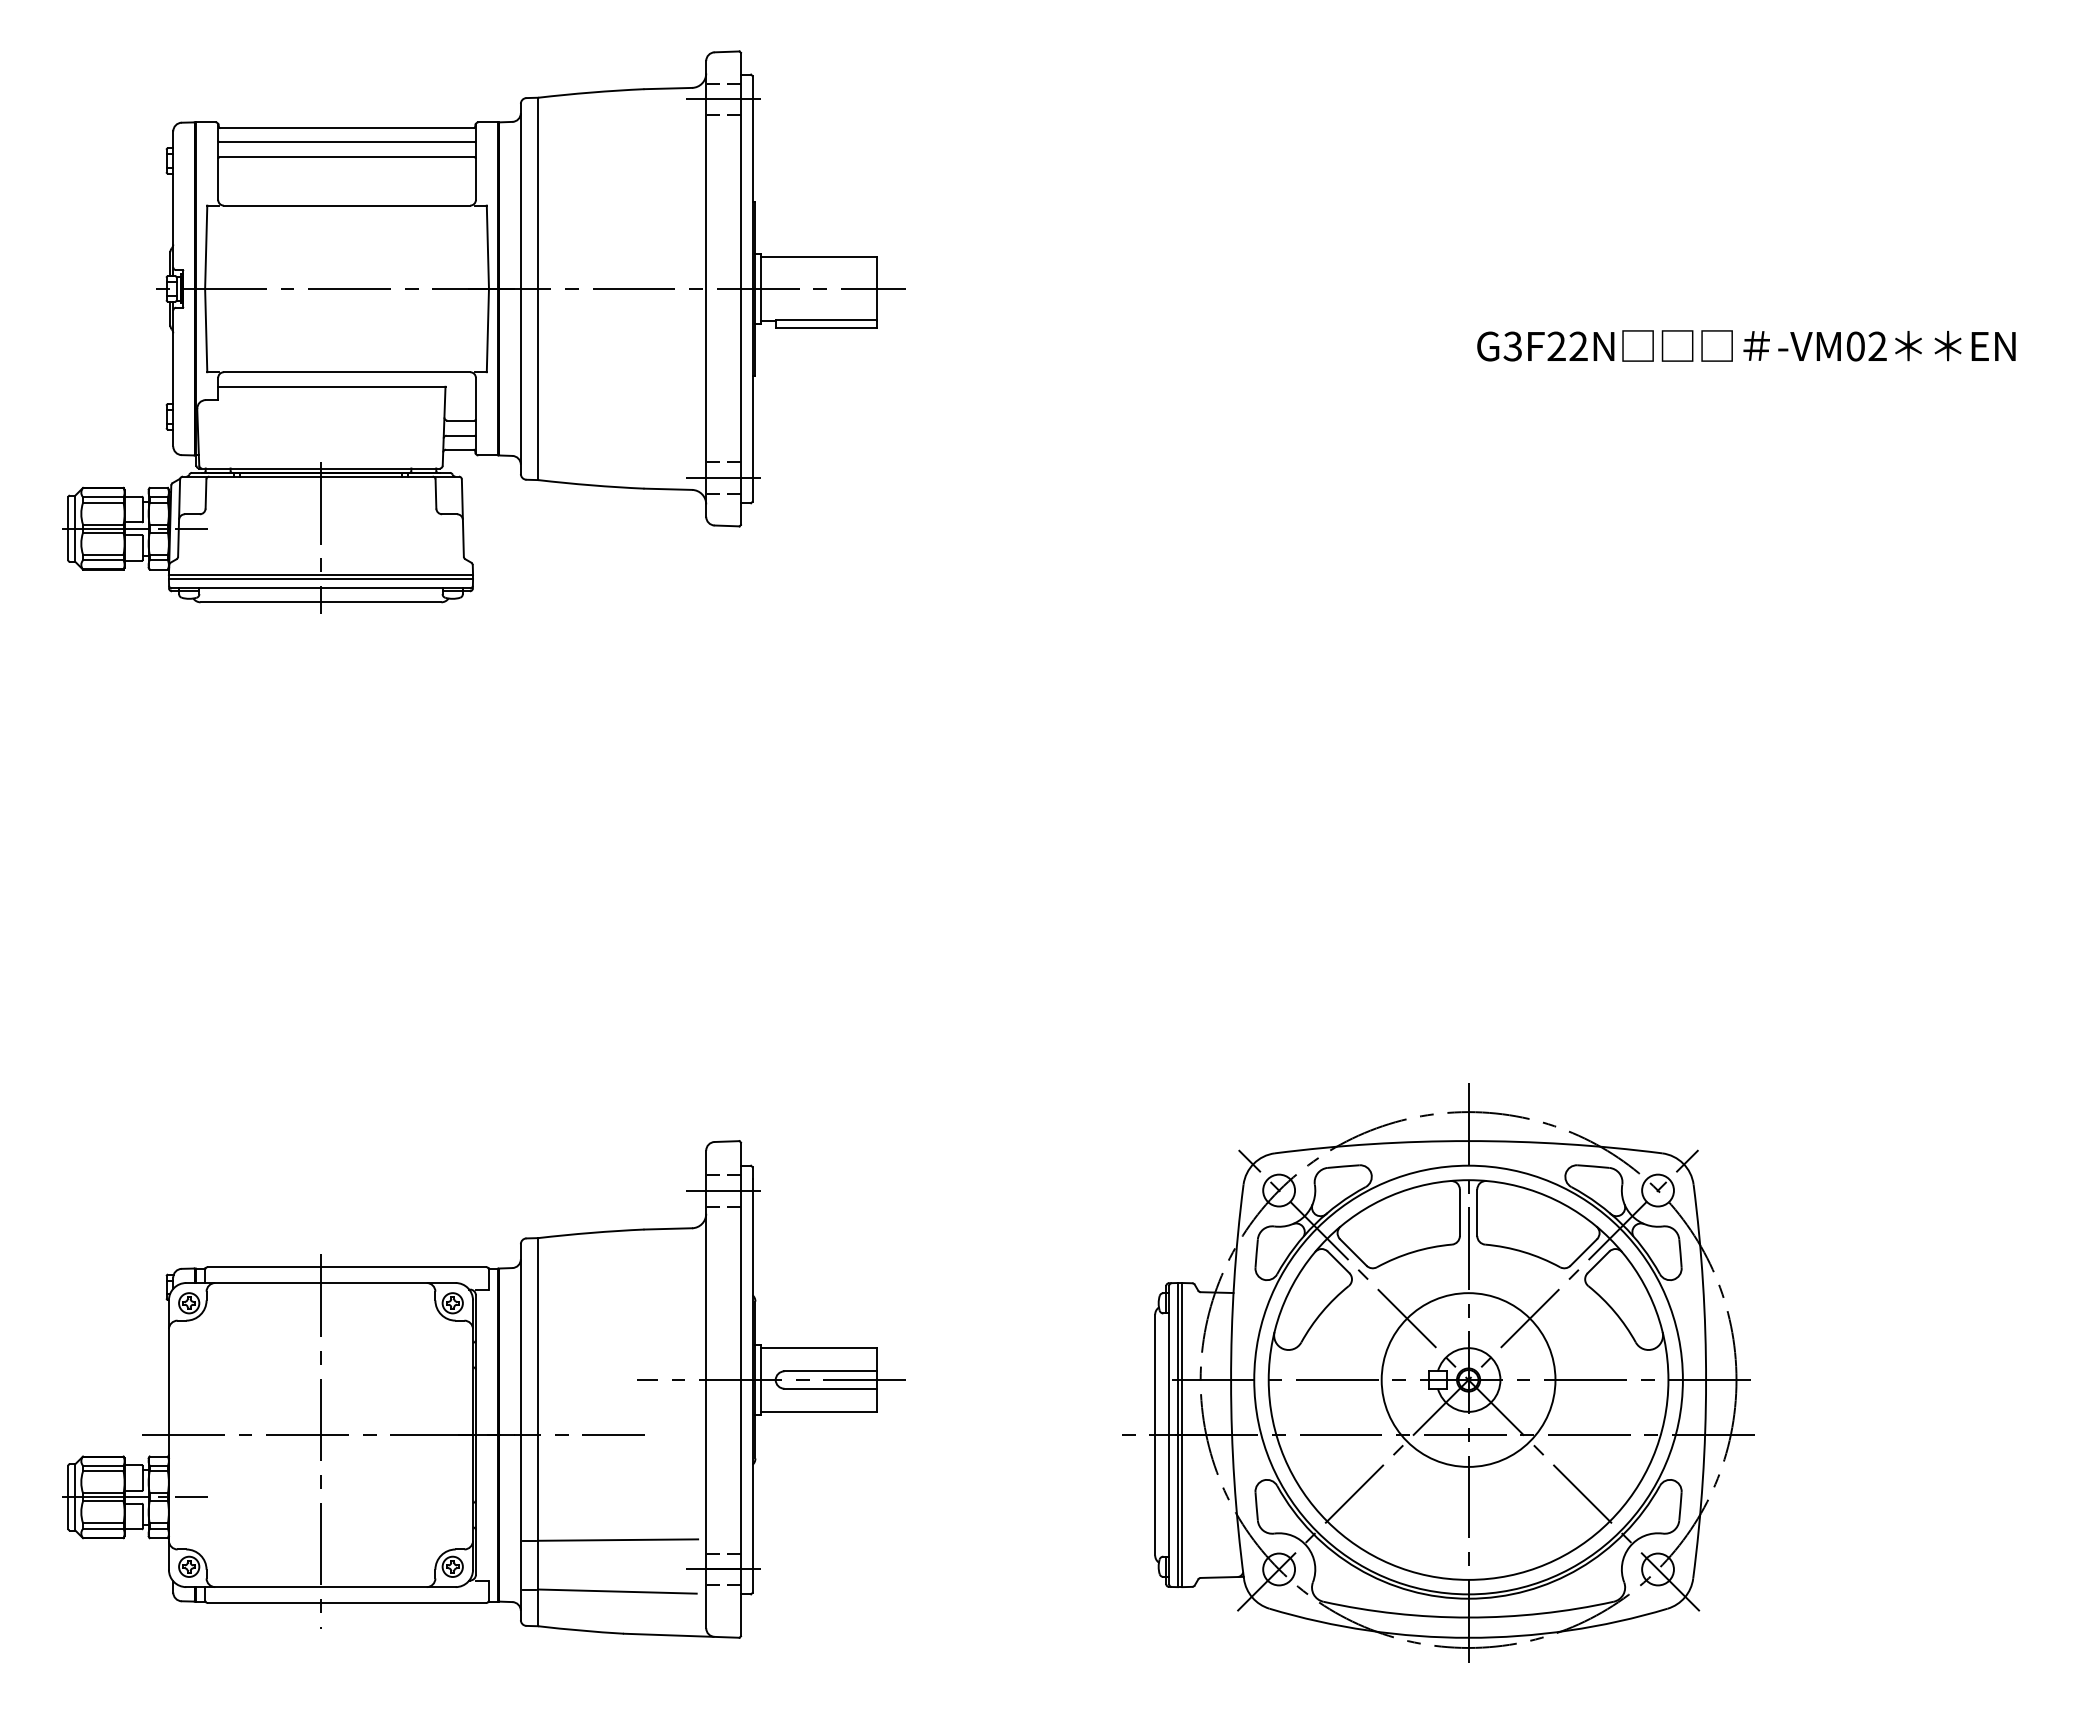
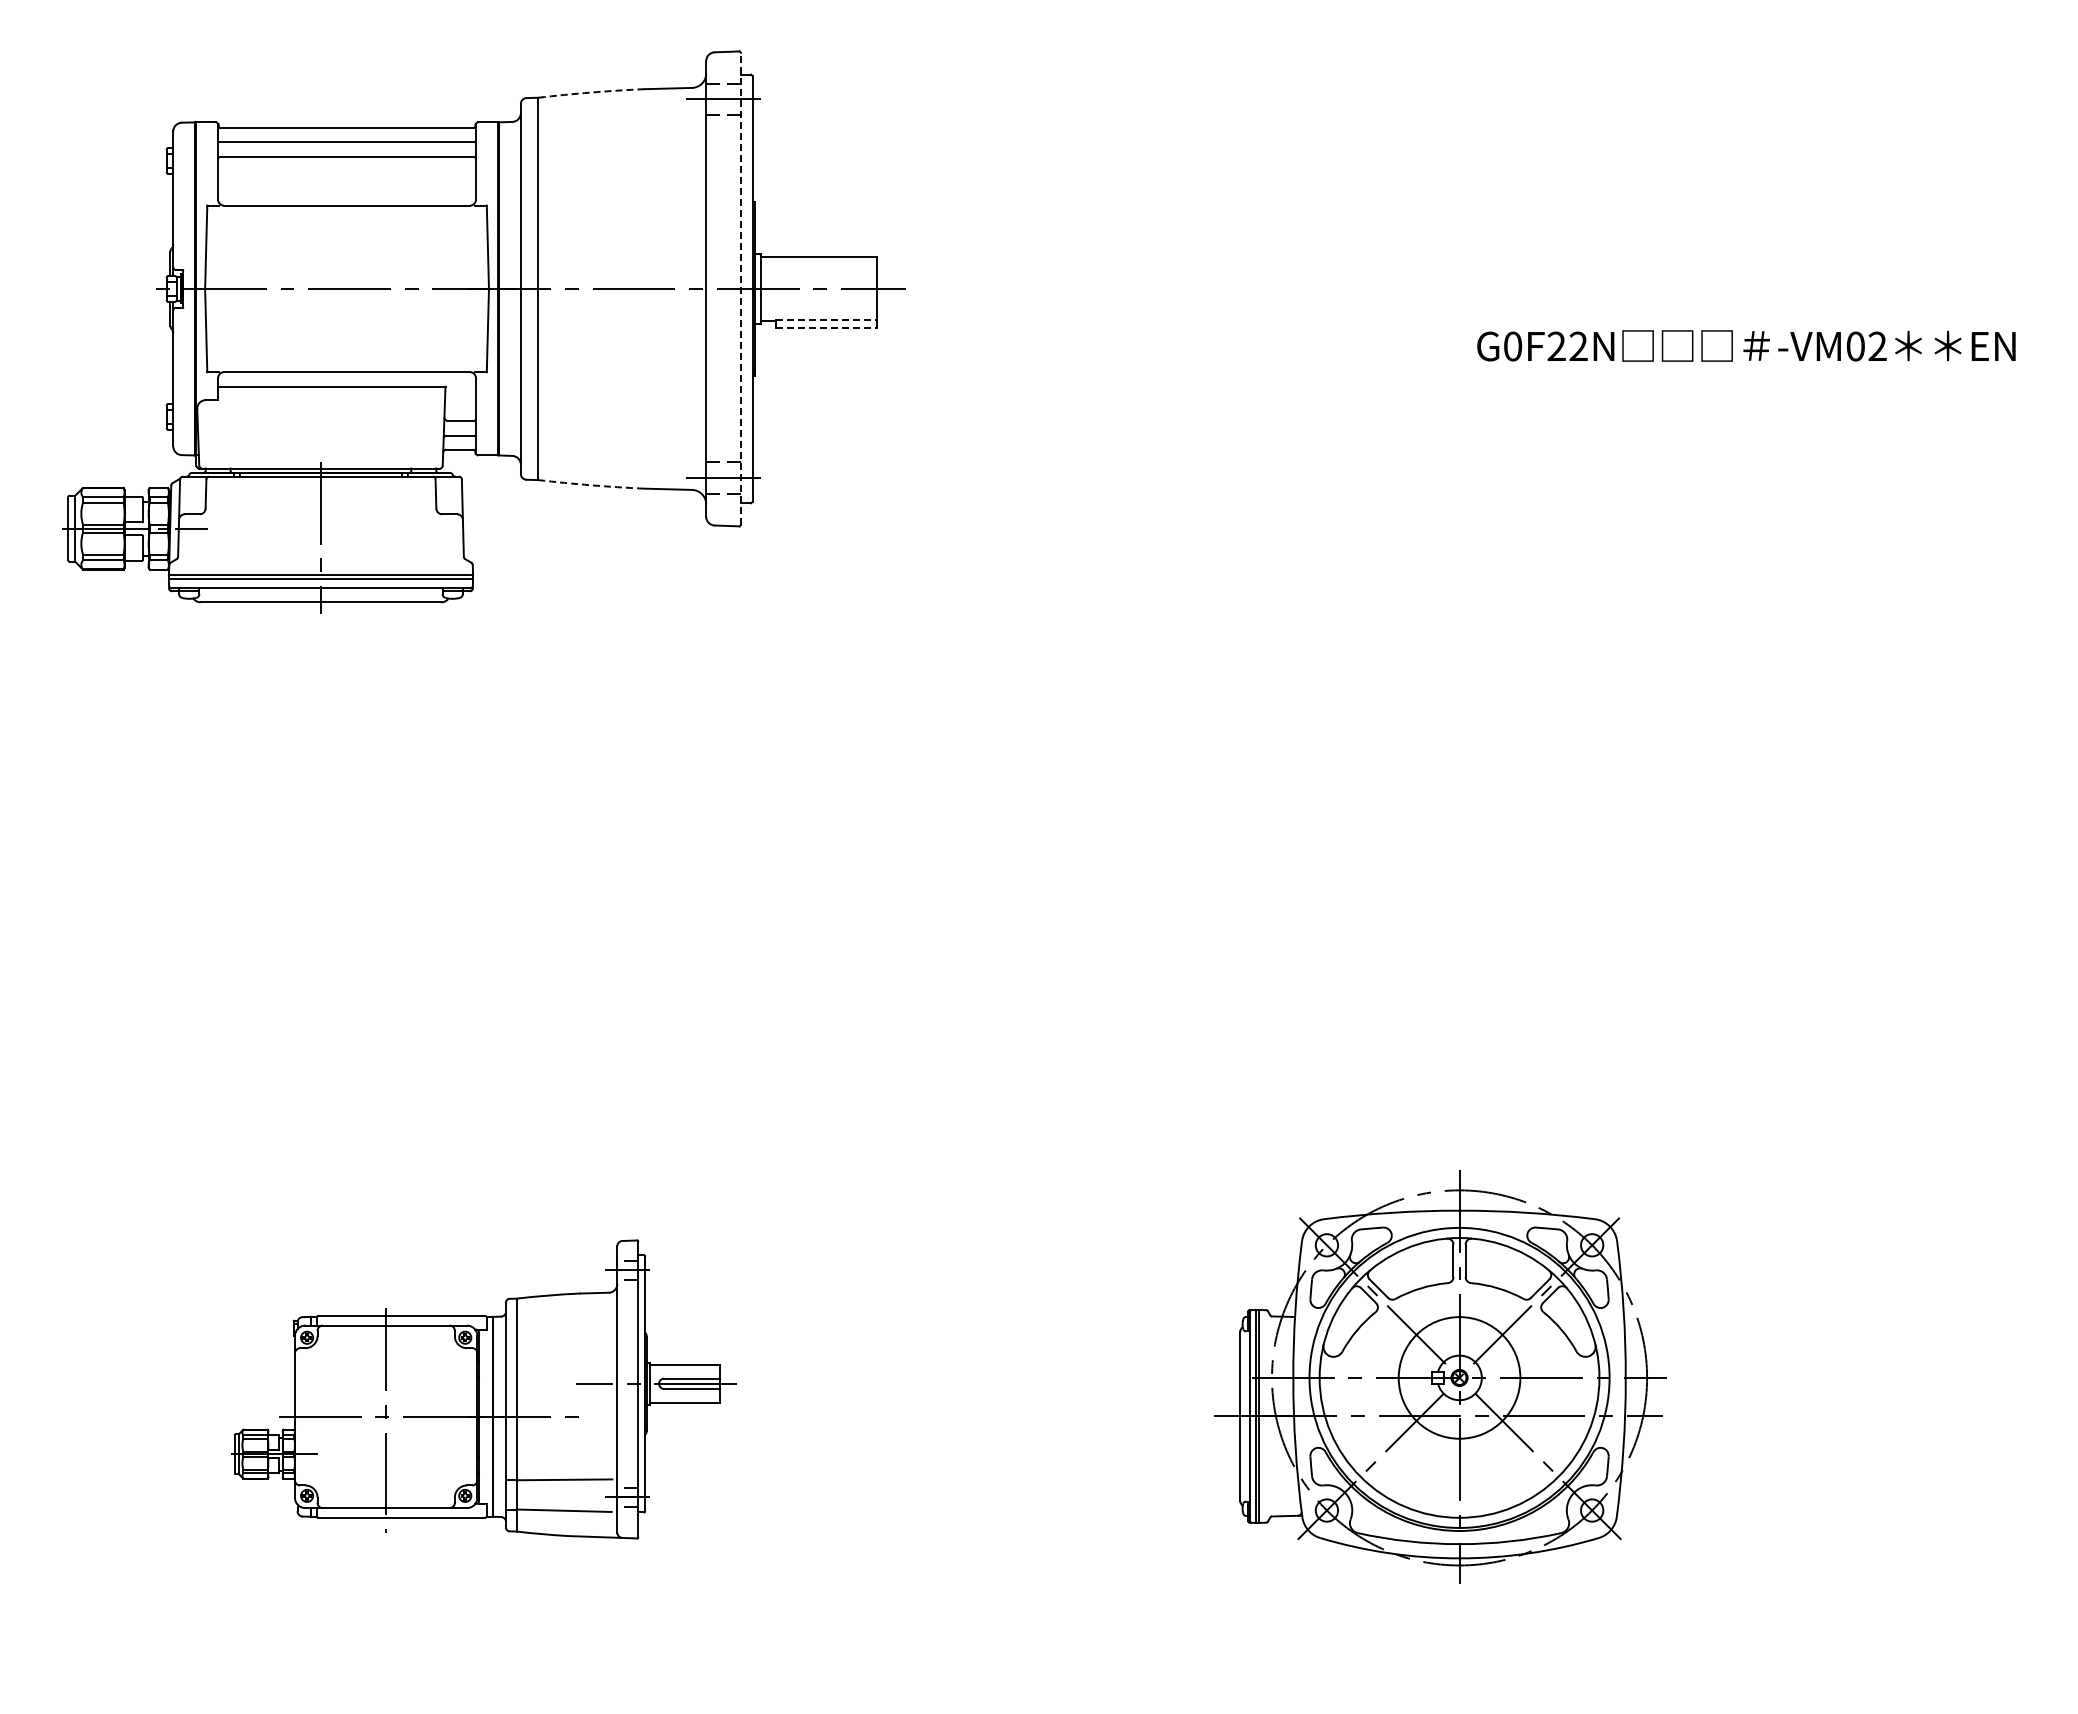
arc: solid -> dashed (591, 92)
line: solid -> dashed (740, 288)
line: solid -> dashed (826, 319)
line: solid -> dashed (826, 328)
text: G3F22N -> G0F22N (1512, 346)
arc: solid -> dashed (591, 485)
part size: 633x580 px -> 453x412 px (1440, 1375)
part size: 844x499 px -> 506x301 px (483, 1389)
